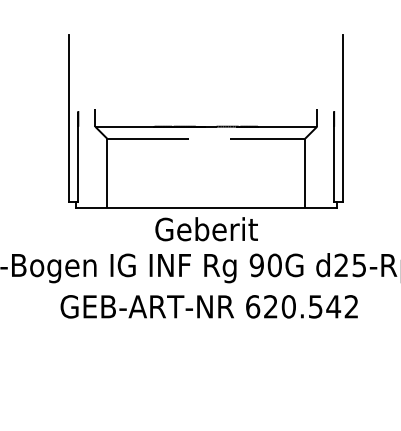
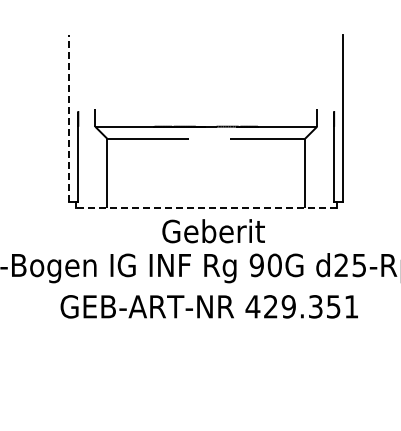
line: solid -> dashed (69, 118)
line: solid -> dashed (206, 208)
text position: (206, 229) -> (213, 231) (213, 231)
text: 620.542 -> 429.351 (301, 306)
